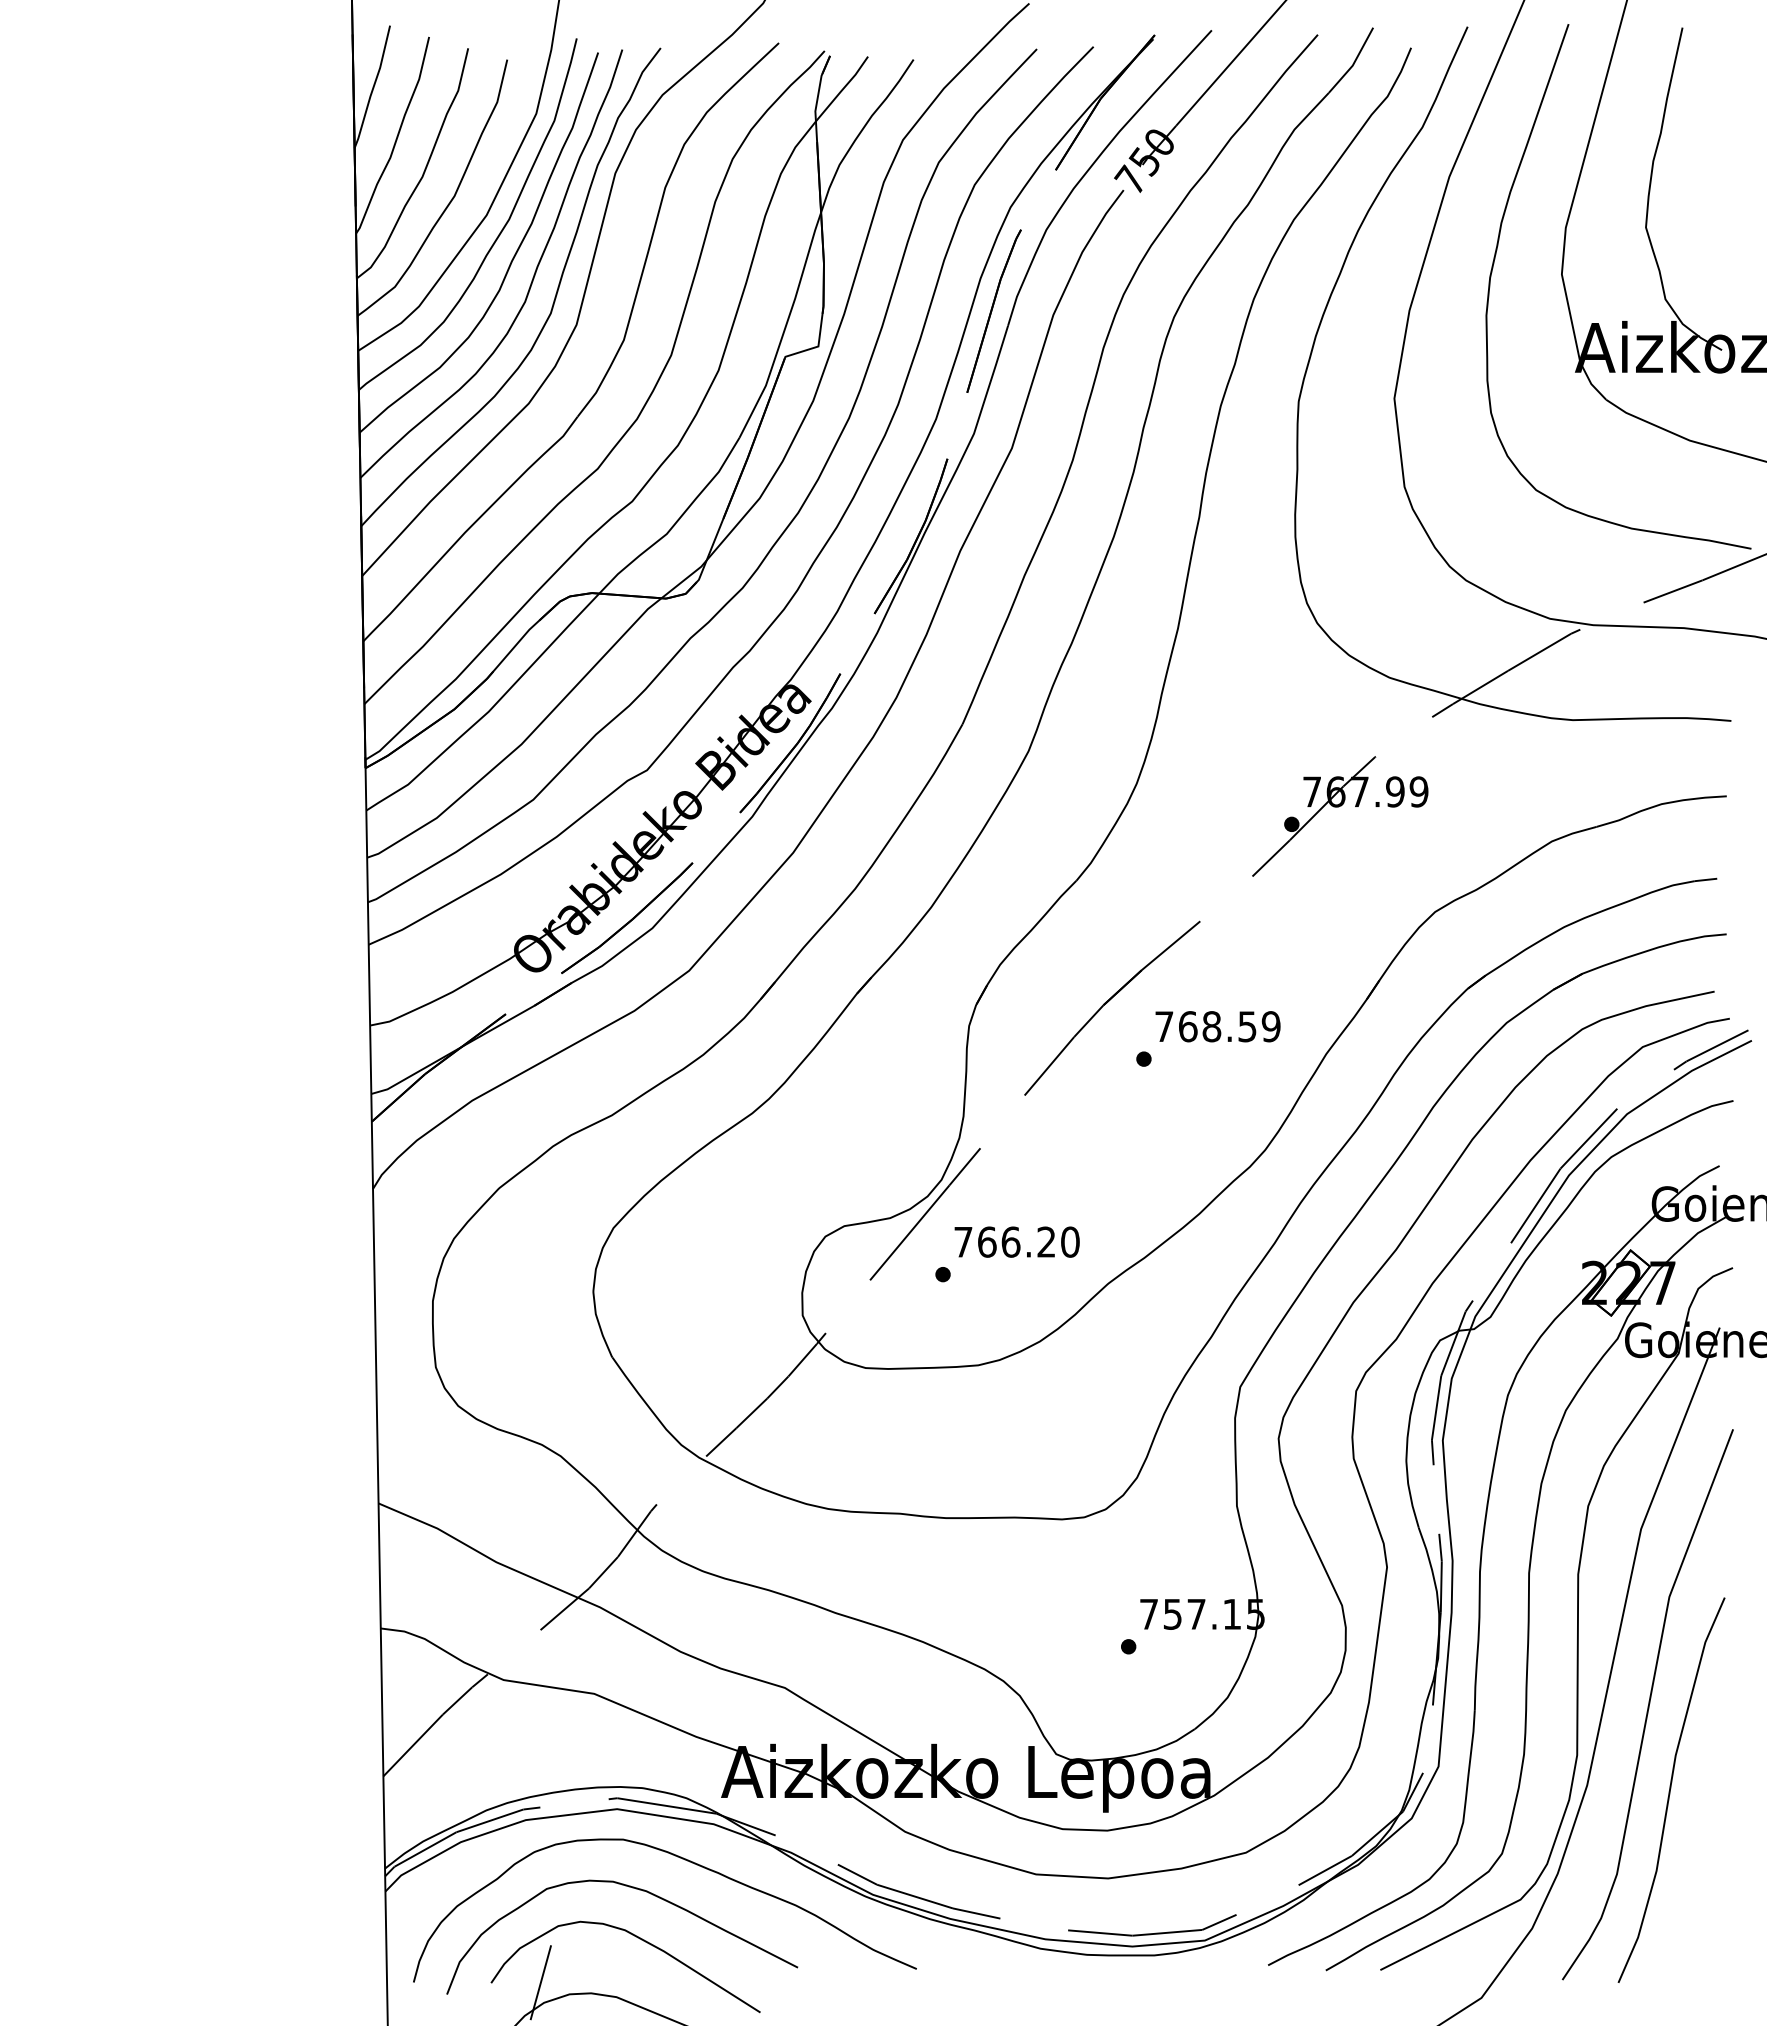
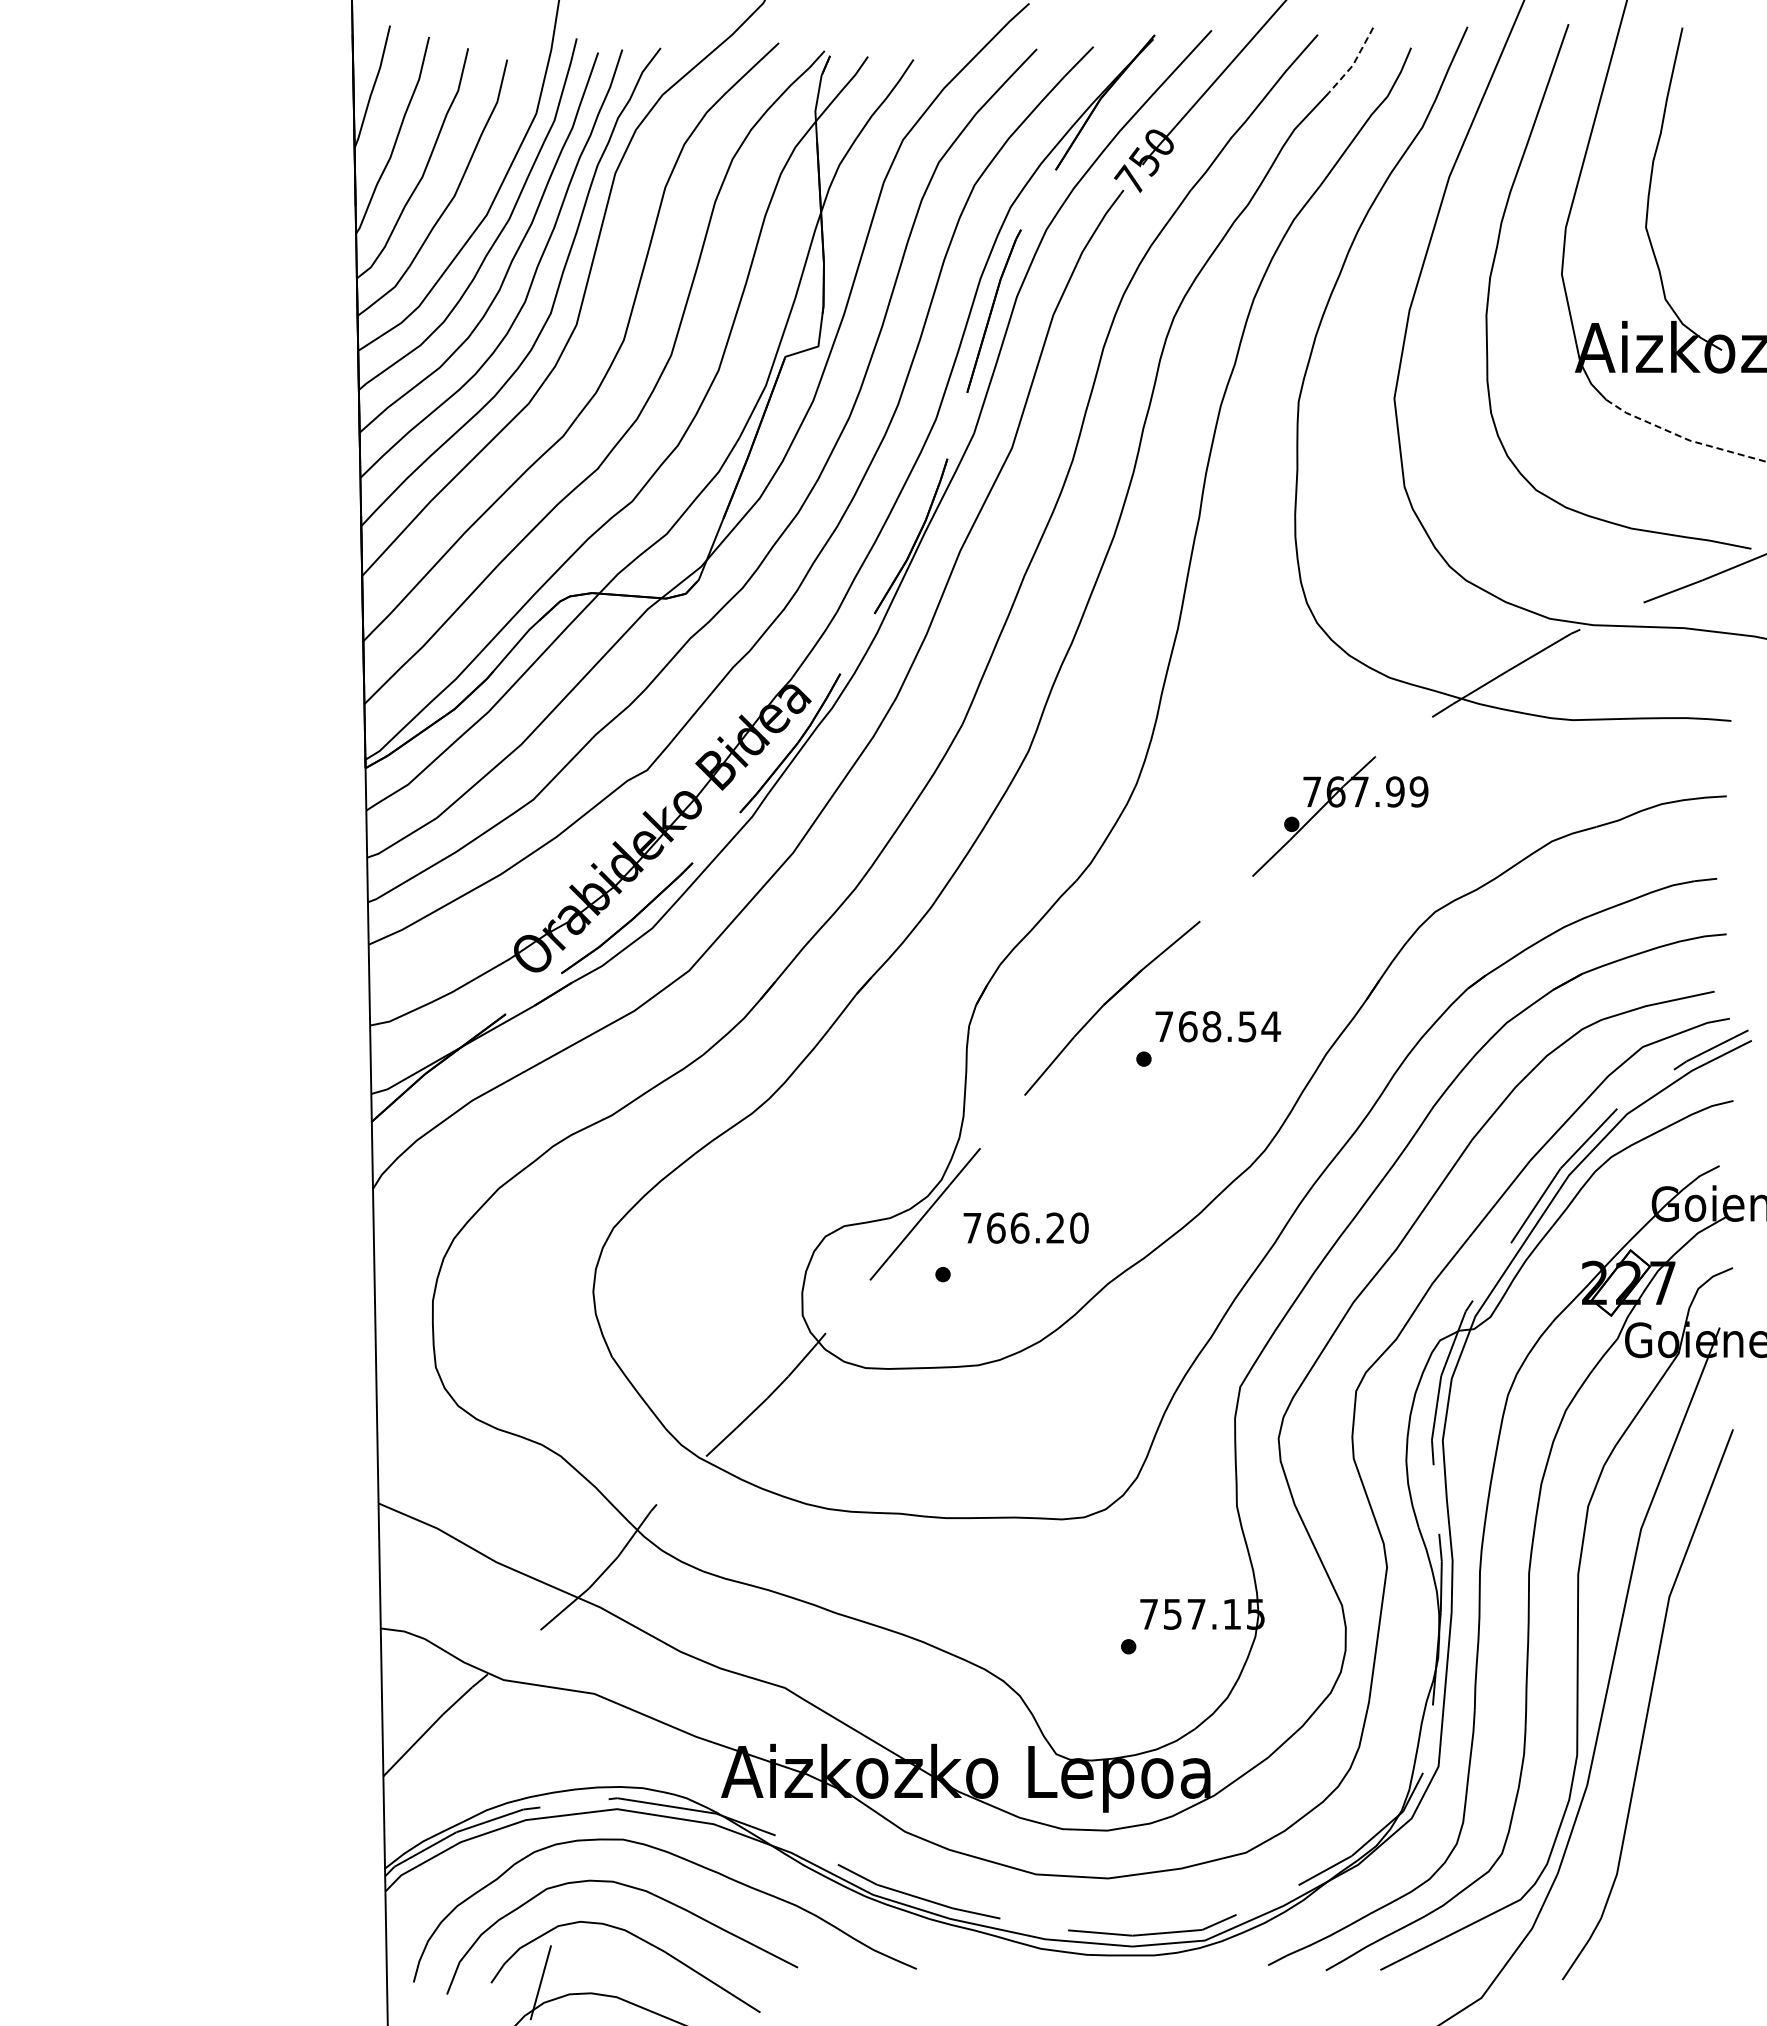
line: solid -> dashed (1354, 63)
line: solid -> dashed (1683, 437)
text: 768.59 -> 768.54 (1271, 1026)
text position: (1016, 1241) -> (1025, 1227) (1025, 1227)
curve: present -> none (1671, 1788)
